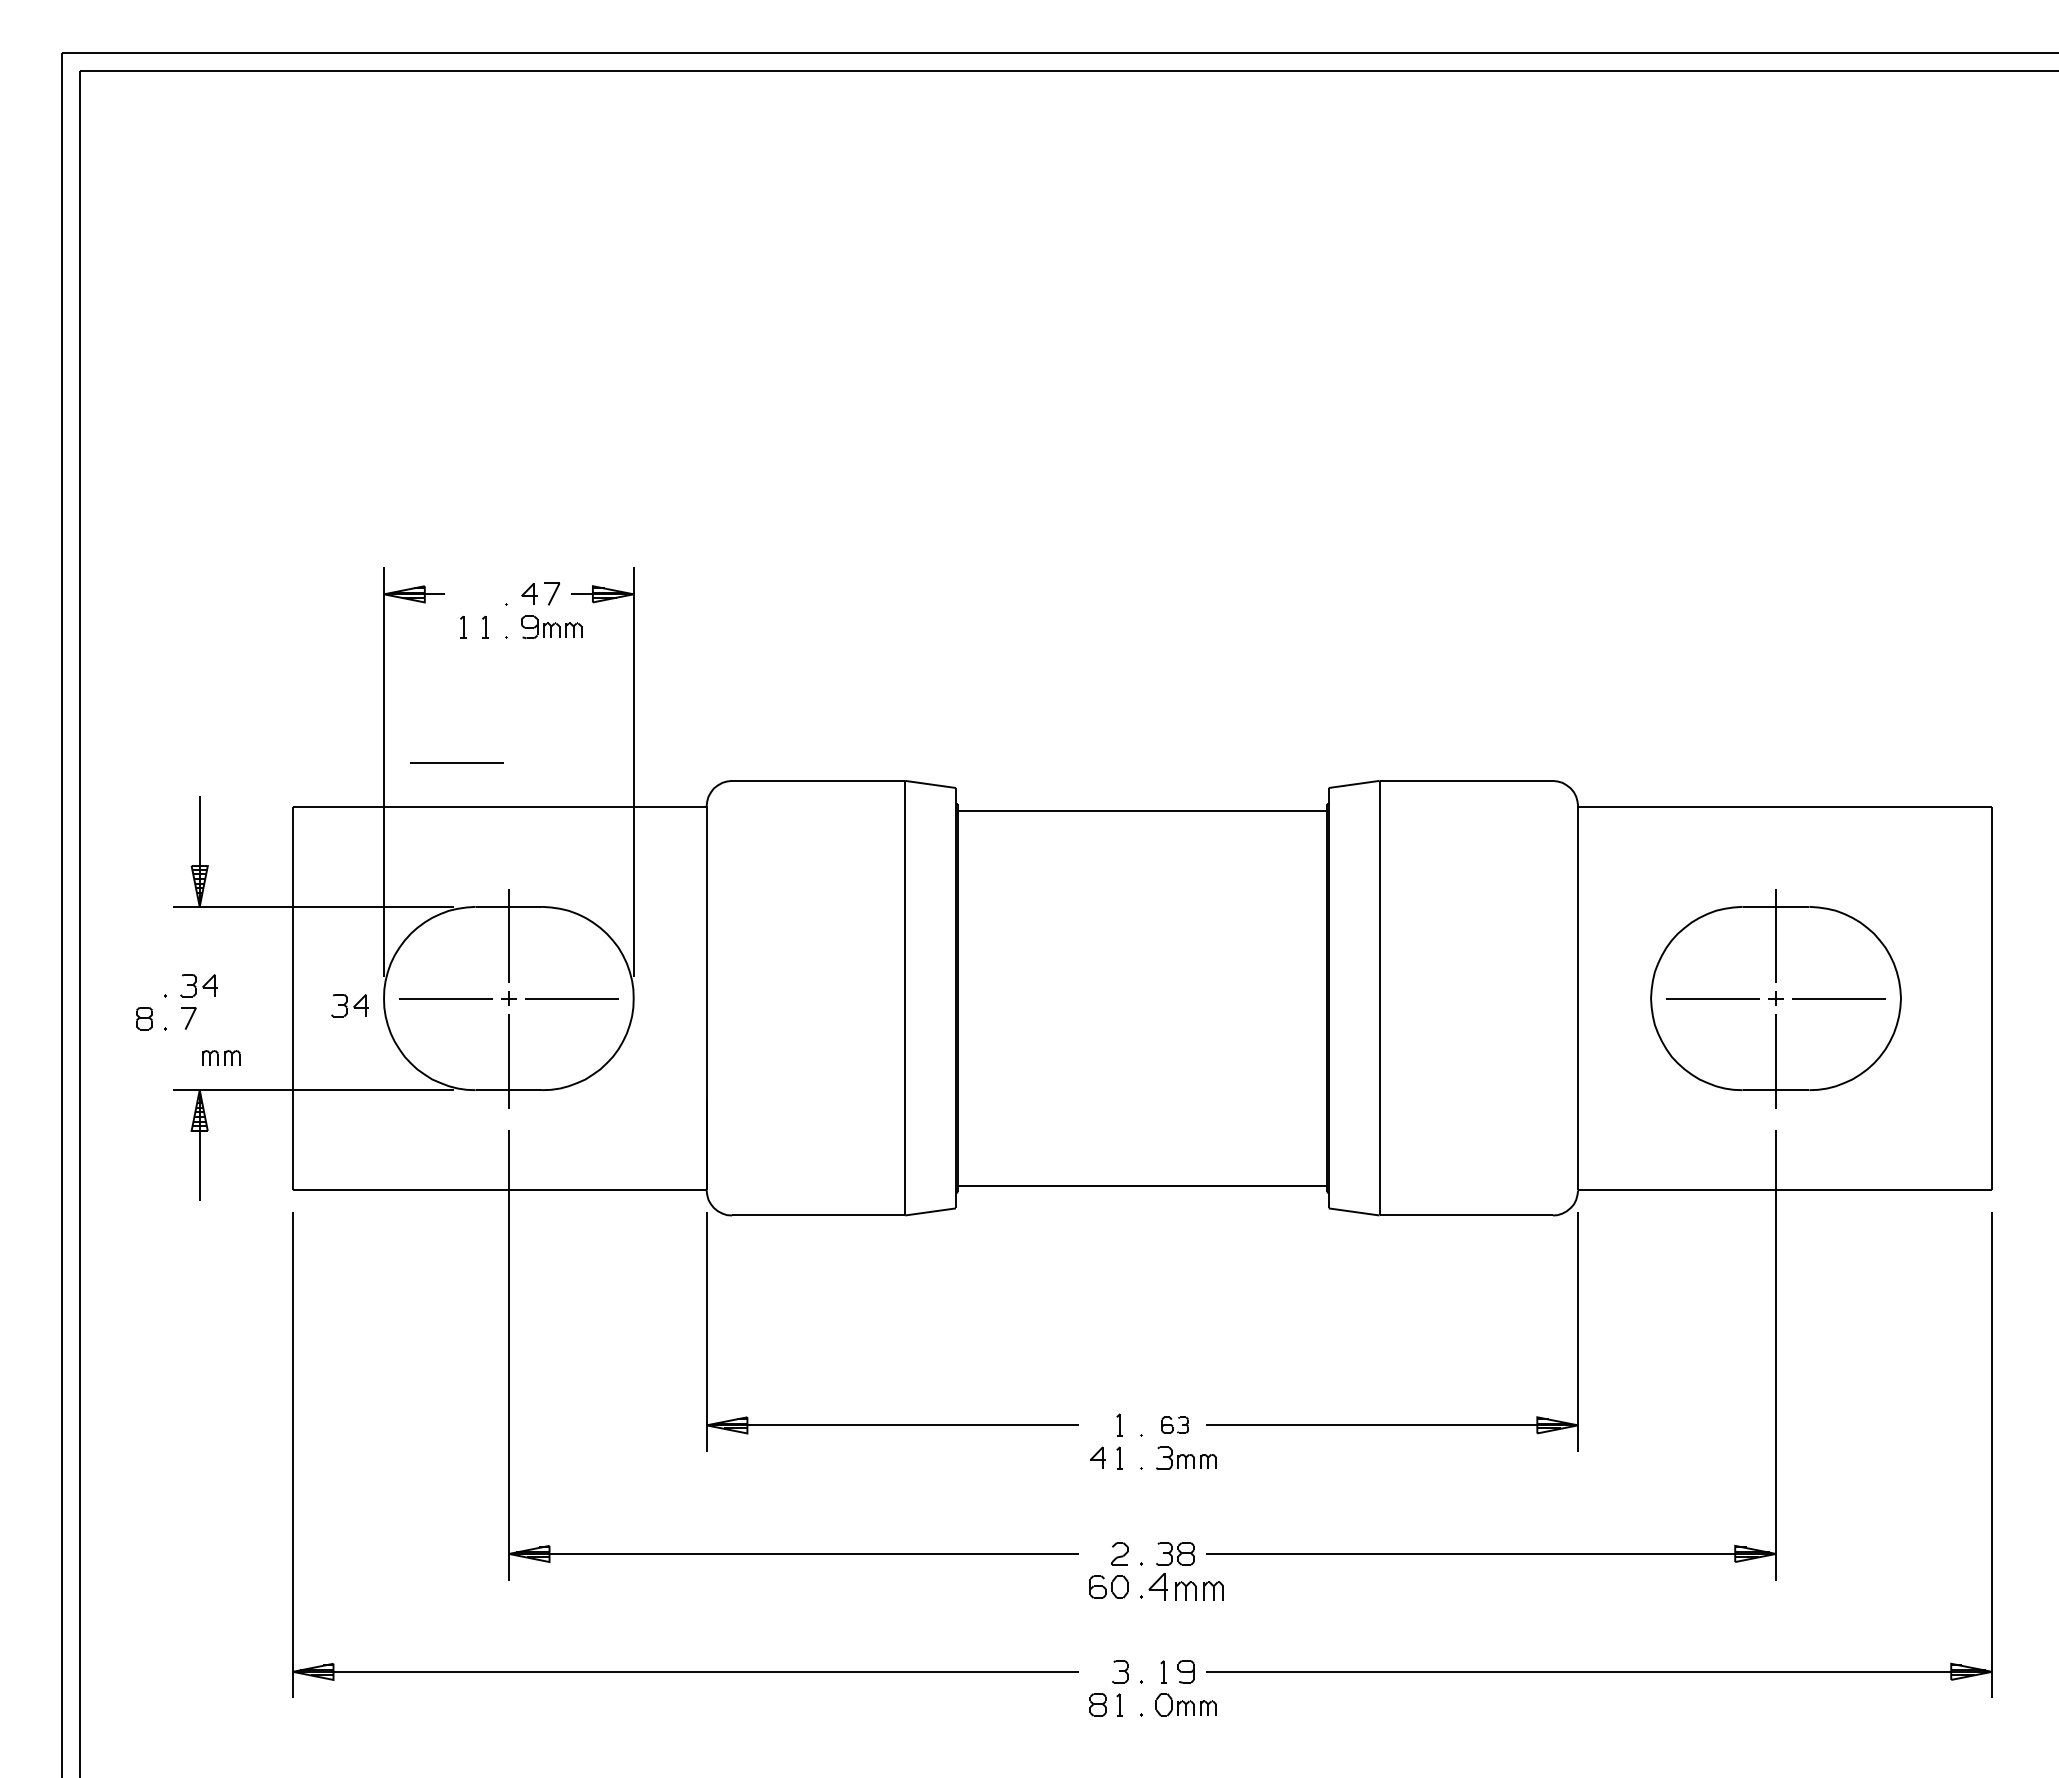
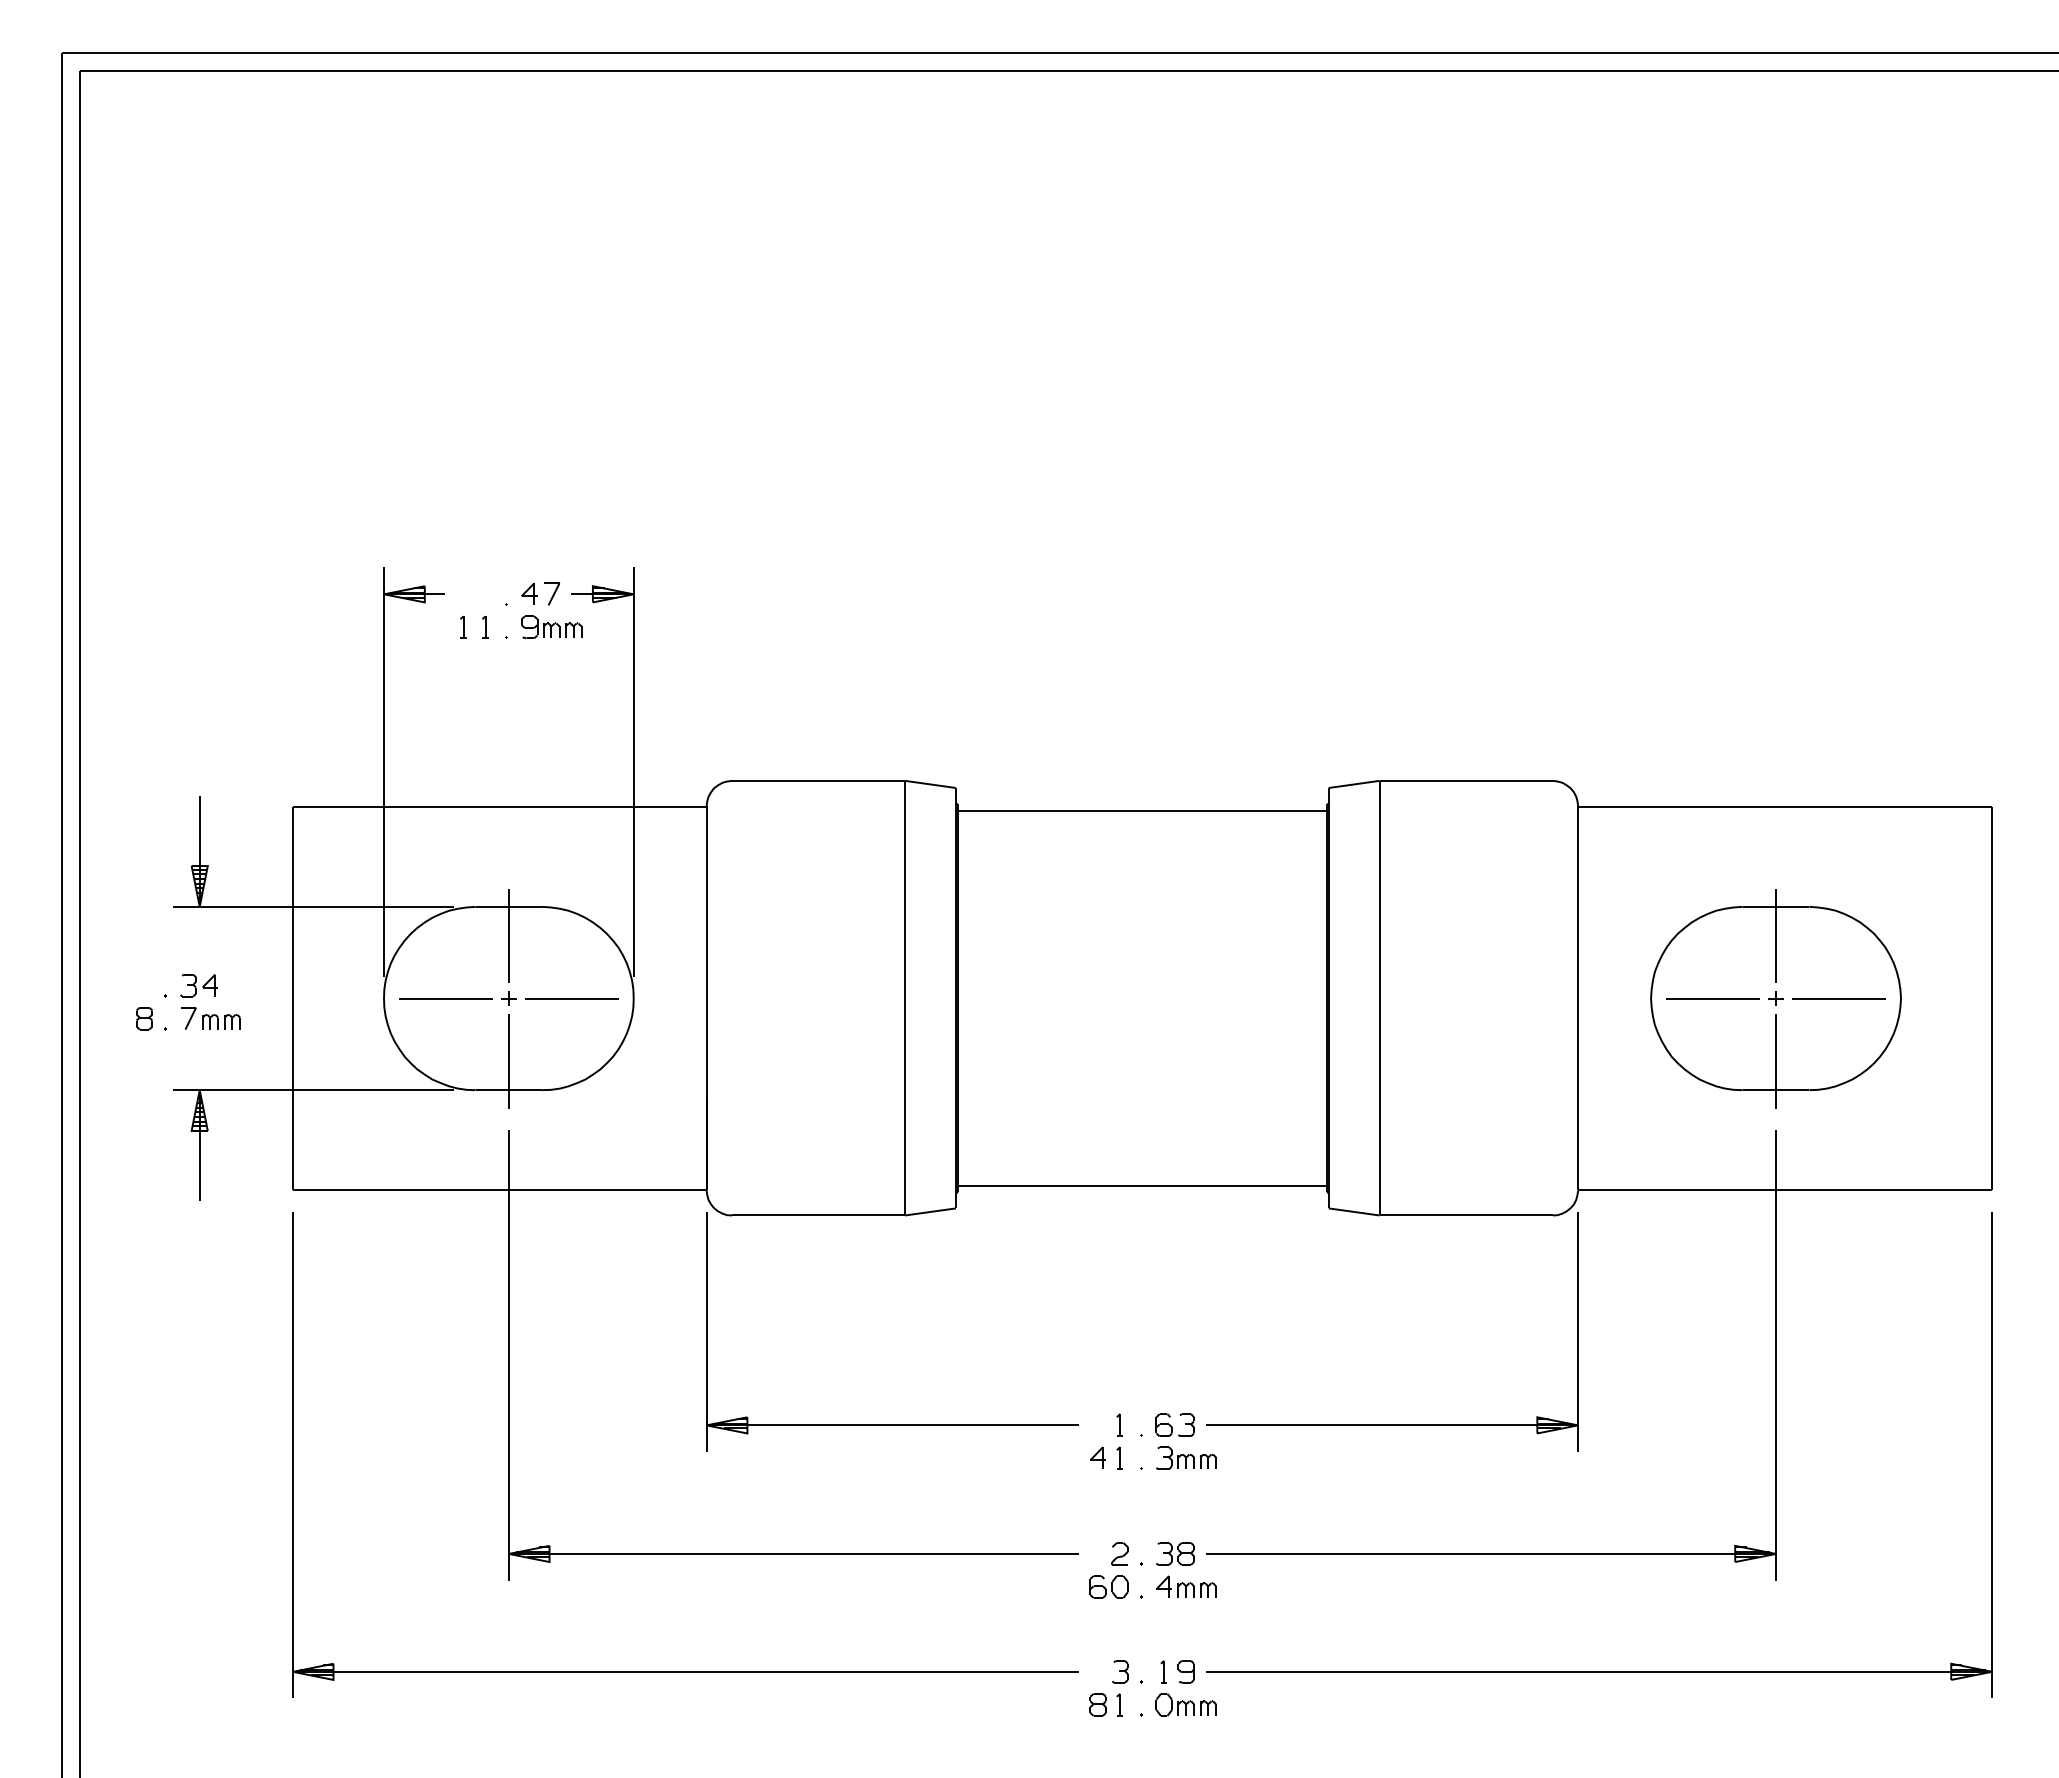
line: present -> none (456, 762)
part: present -> none (349, 1005)
part position: (221, 1057) -> (221, 1021) (221, 1021)
part size: 28x18 px -> 40x24 px (1174, 1424)
part size: 76x28 px -> 61x23 px (1186, 1586)
